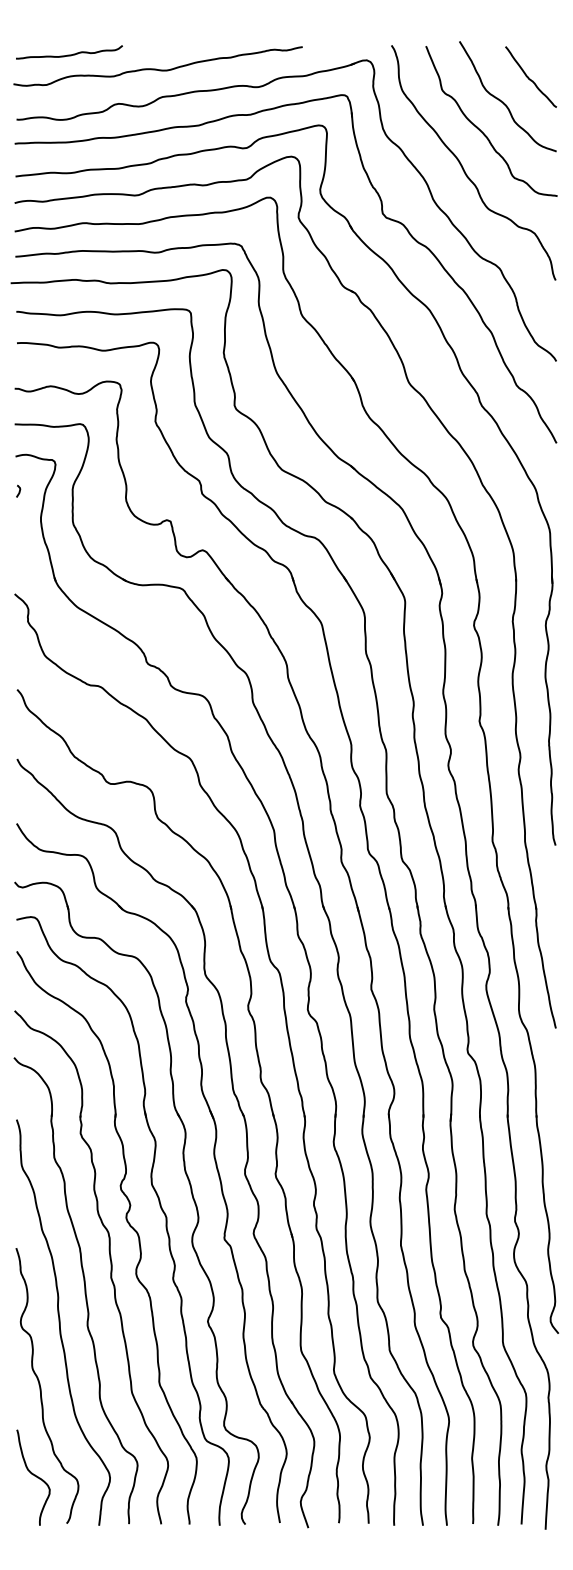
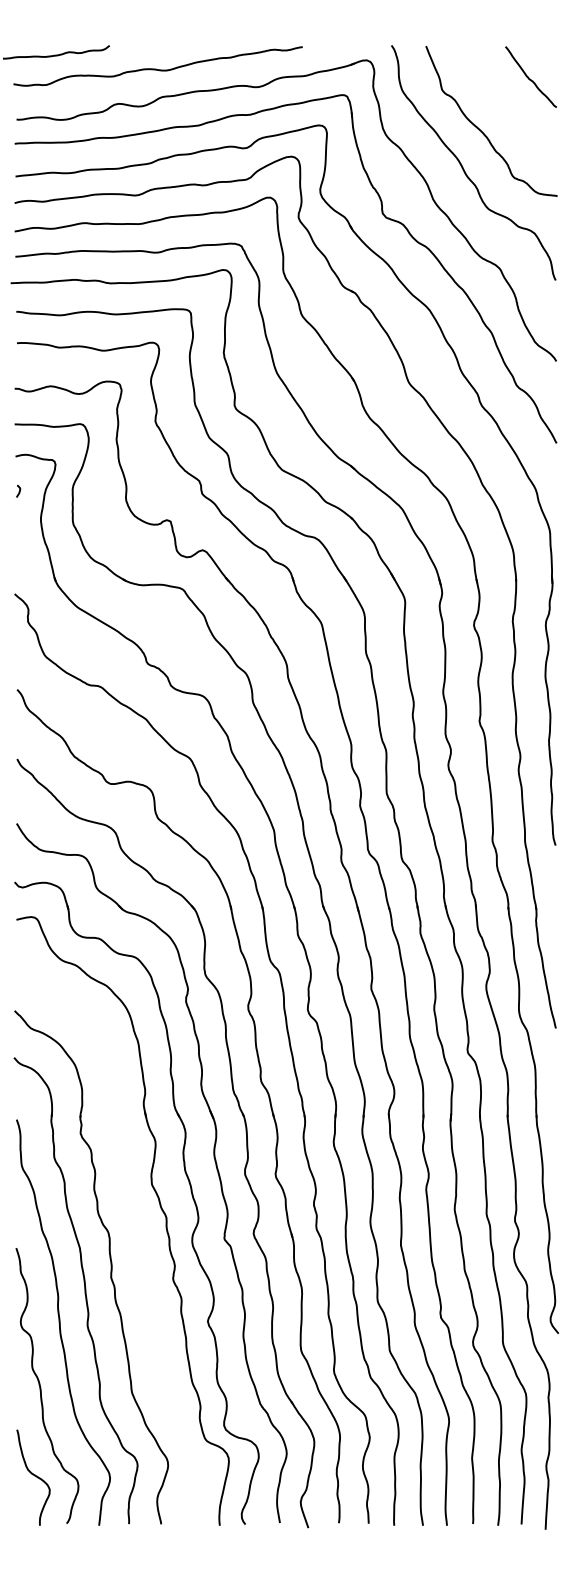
curve position: (69, 54) -> (56, 54) (56, 54)
curve: present -> none (503, 101)
part: present -> none (127, 1223)
